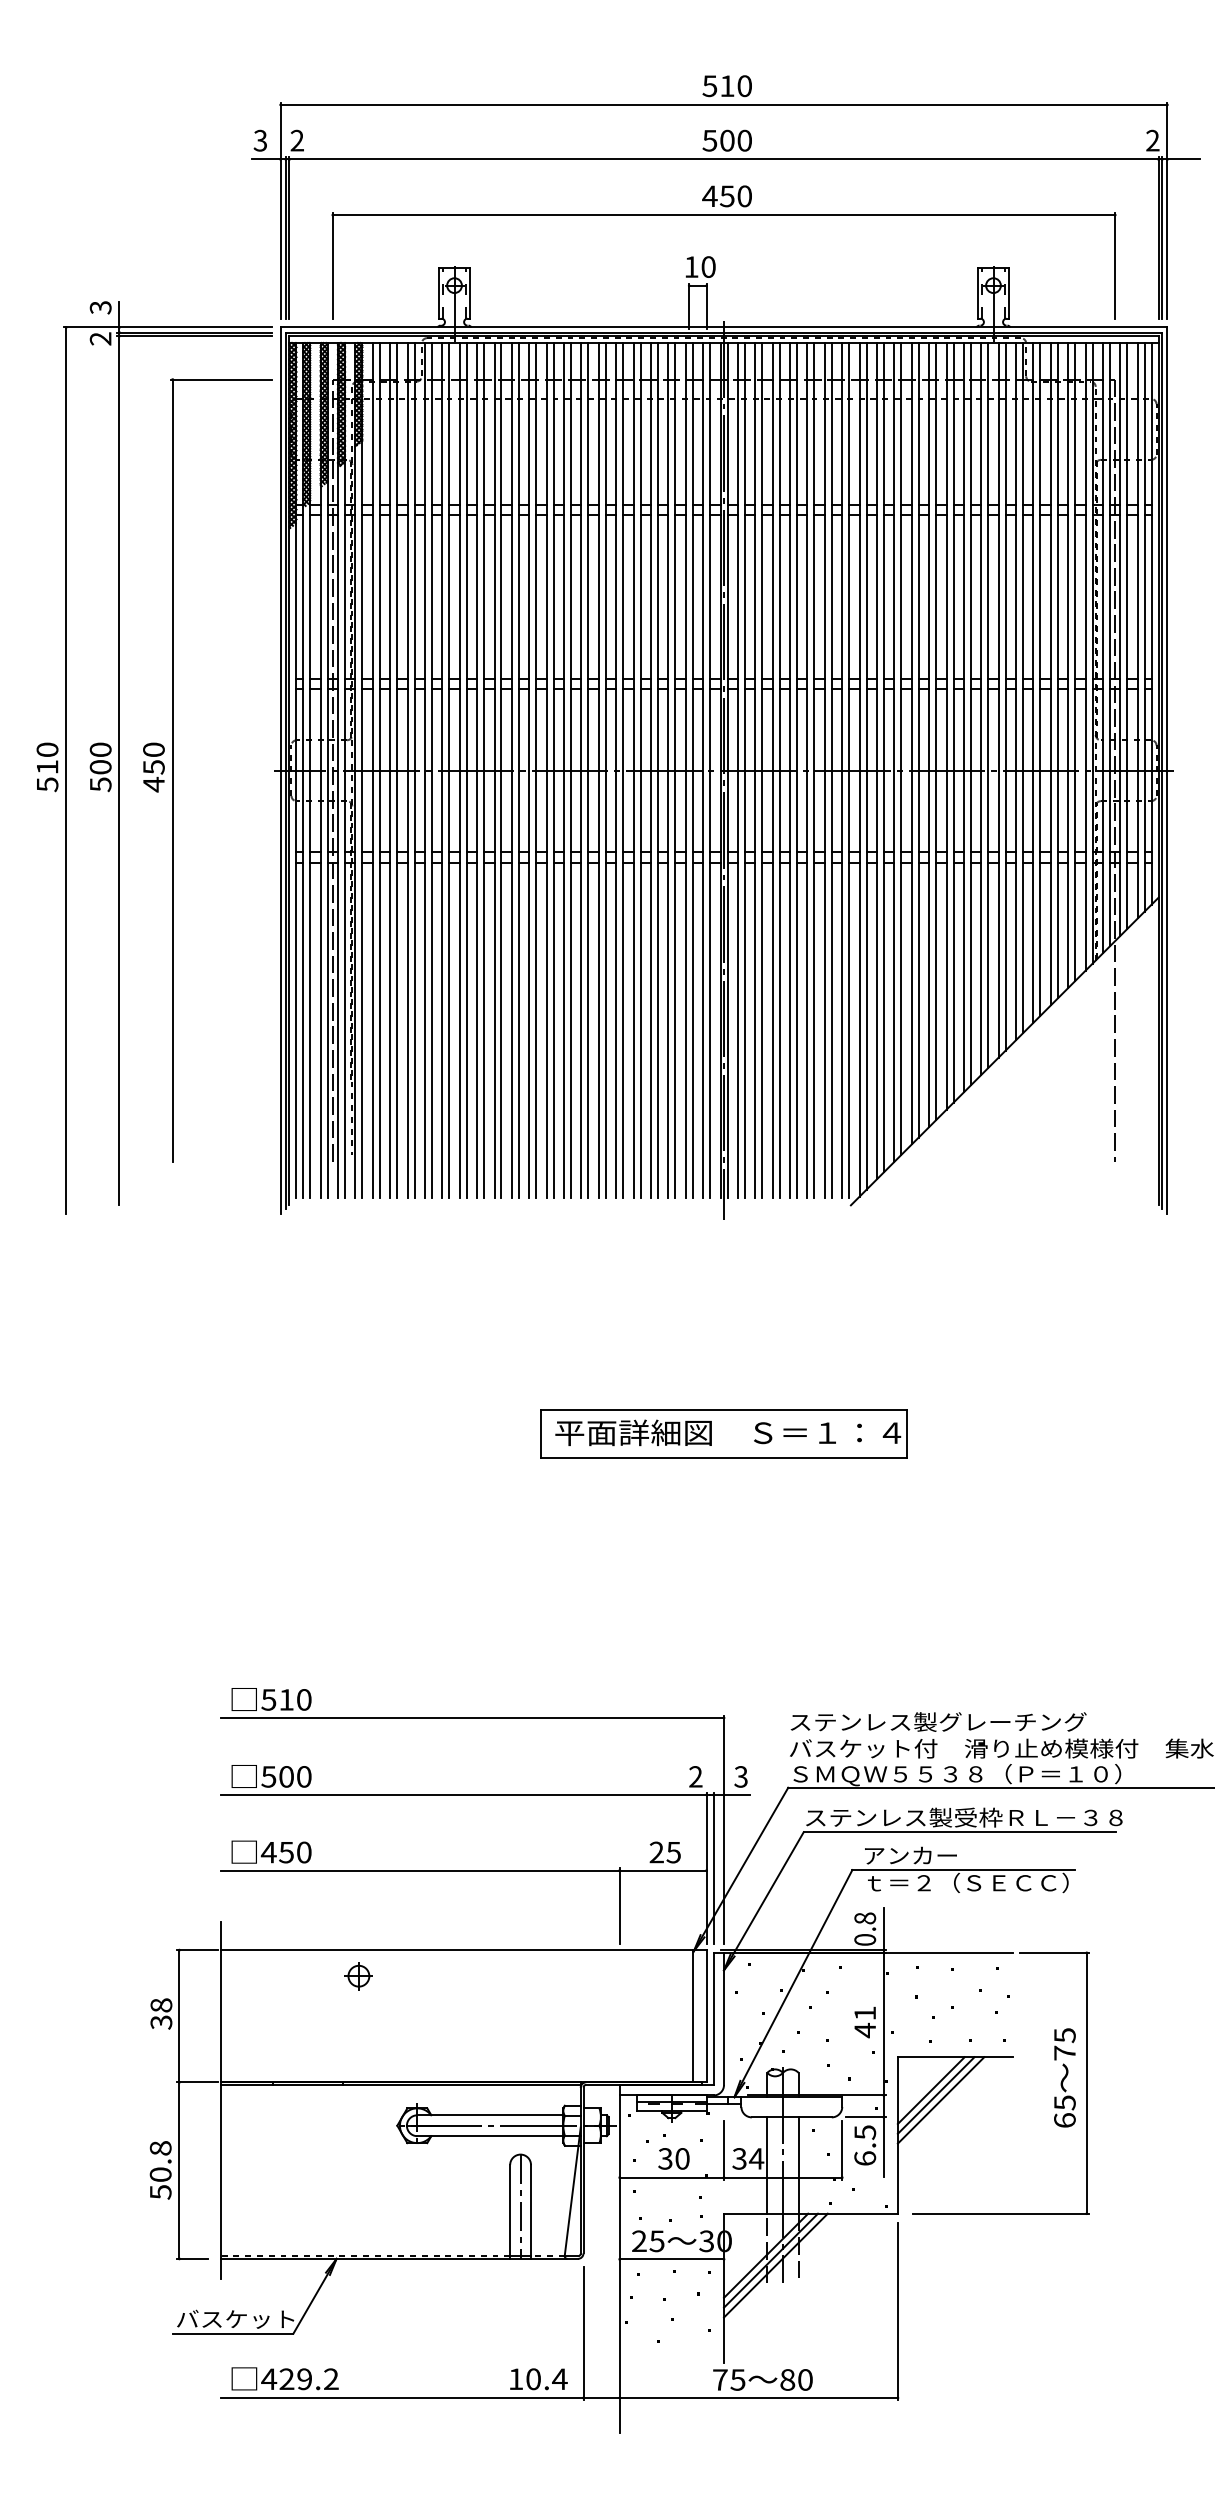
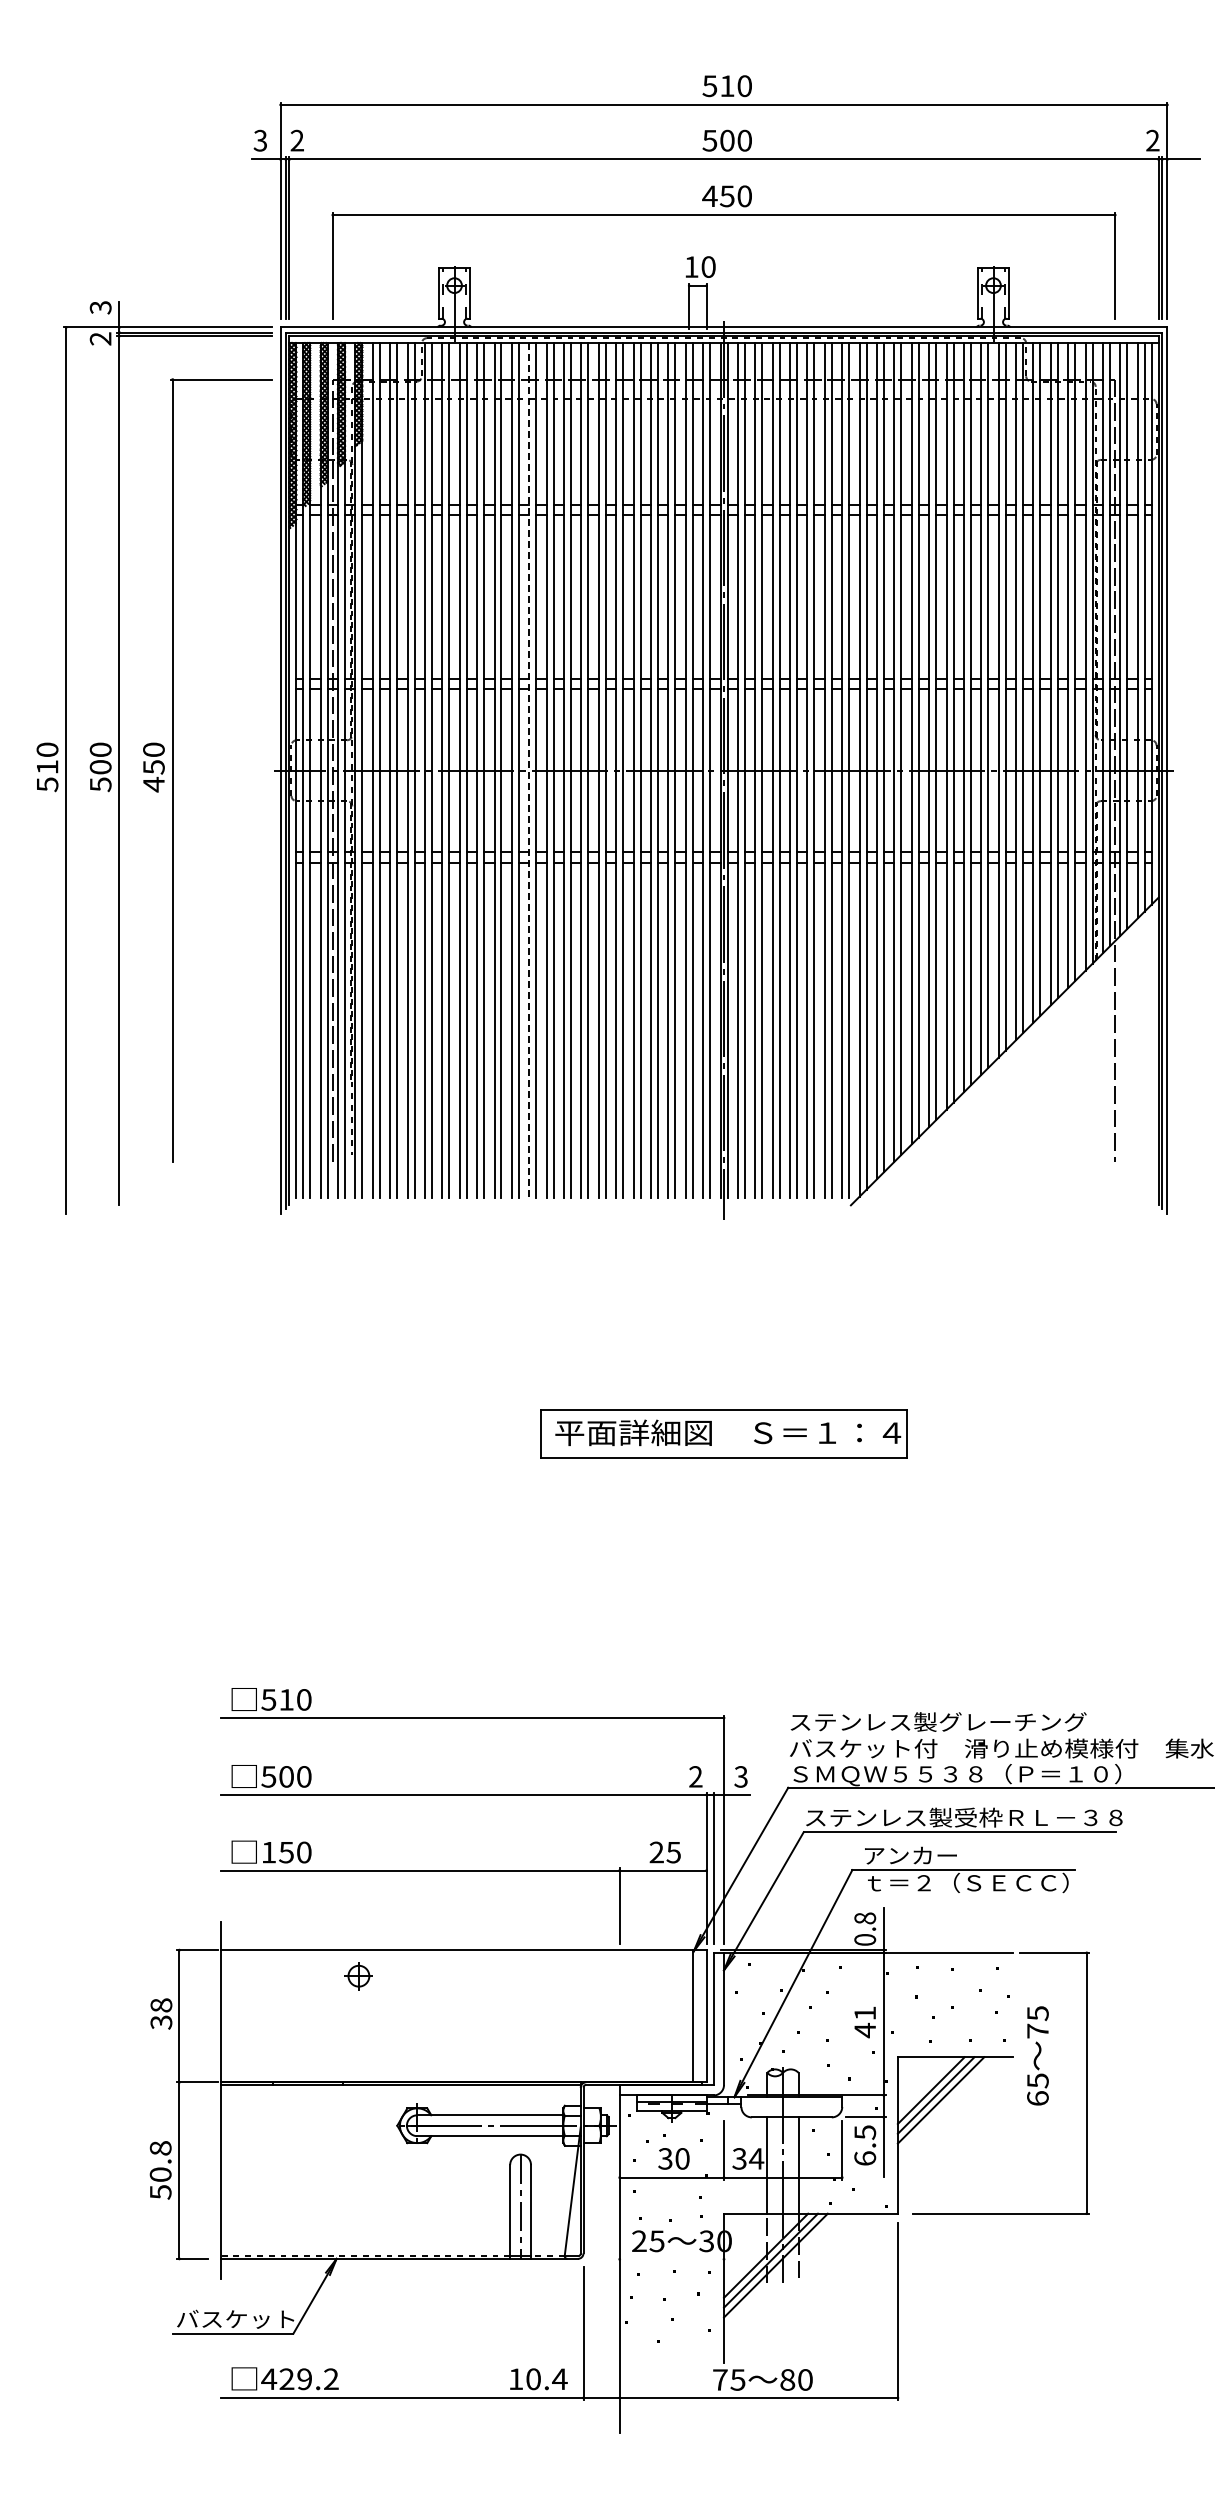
line: solid -> dashed (529, 770)
text: 450 -> 150 (268, 1852)
text position: (1064, 2077) -> (1037, 2055) (1037, 2055)
line: present -> none (671, 2259)
